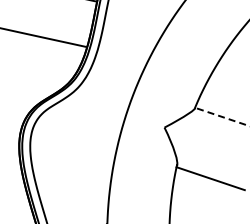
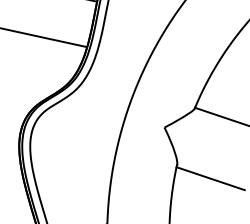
line: dashed -> solid (222, 116)
